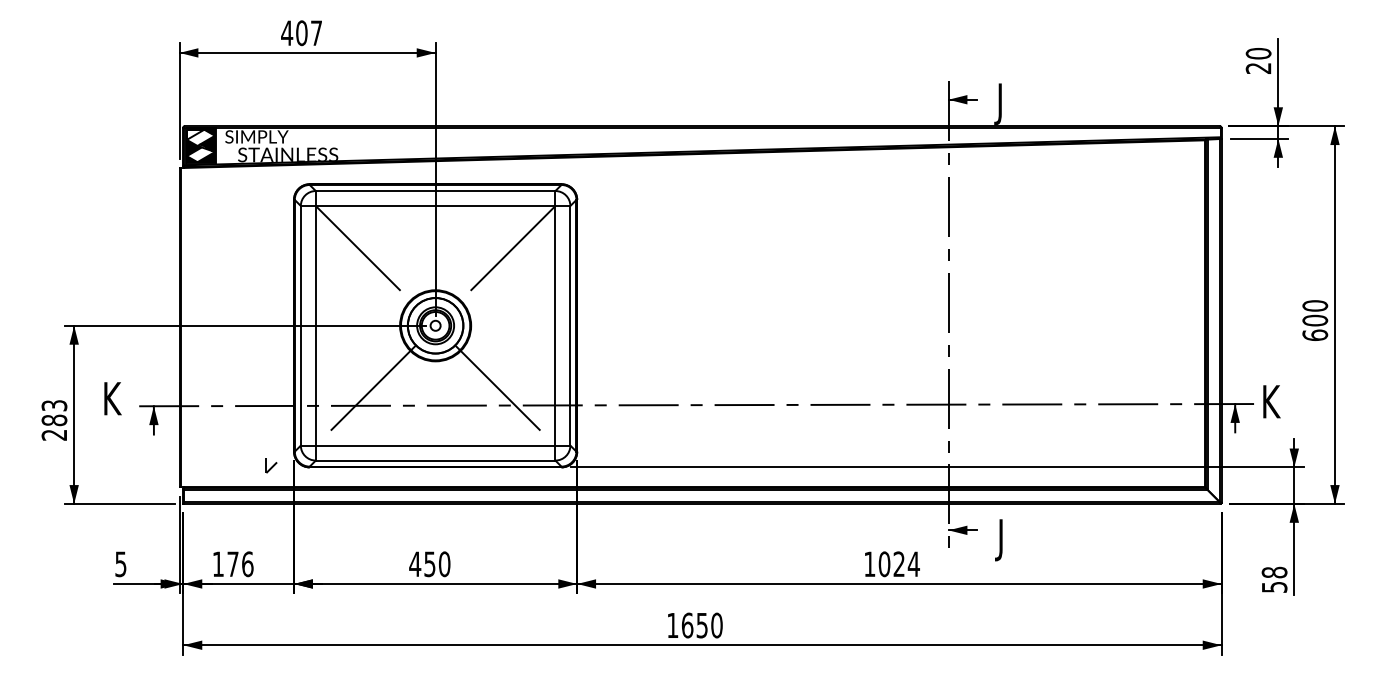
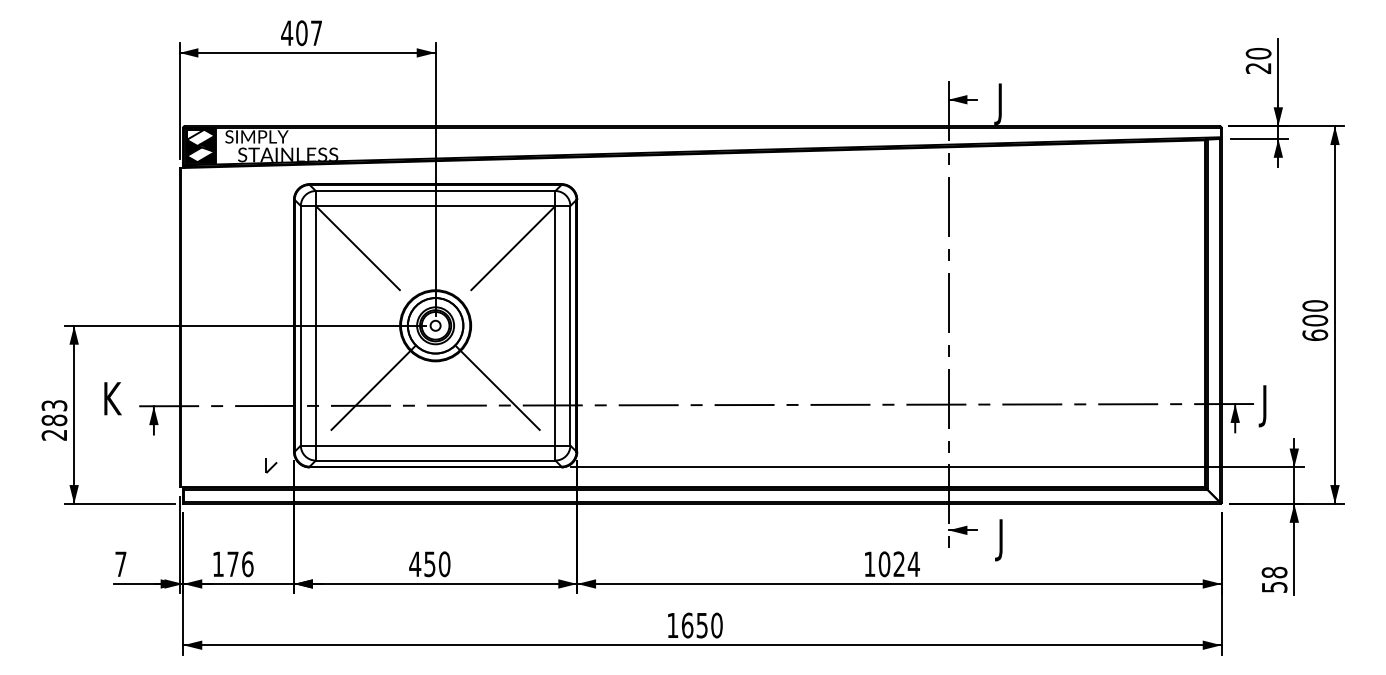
text: K -> J (1269, 406)
text: 5 -> 7 (120, 564)
